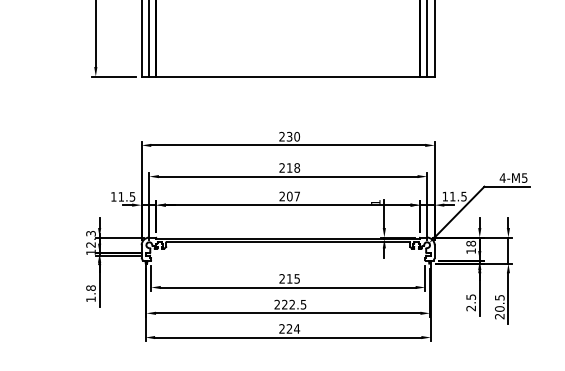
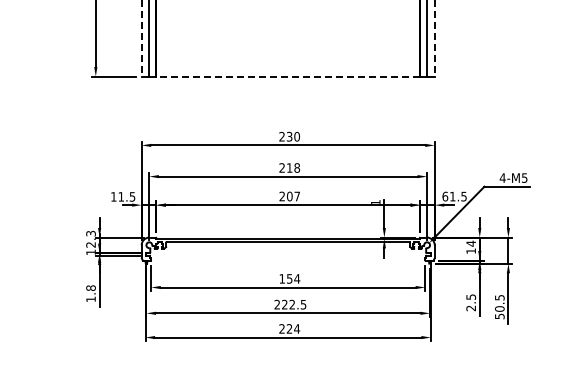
line: solid -> dashed (141, 38)
line: solid -> dashed (434, 38)
line: solid -> dashed (288, 76)
text: 11.5 -> 61.5 (445, 196)
text: 18 -> 14 (471, 243)
text: 215 -> 154 (289, 278)
text: 20.5 -> 50.5 (499, 316)
